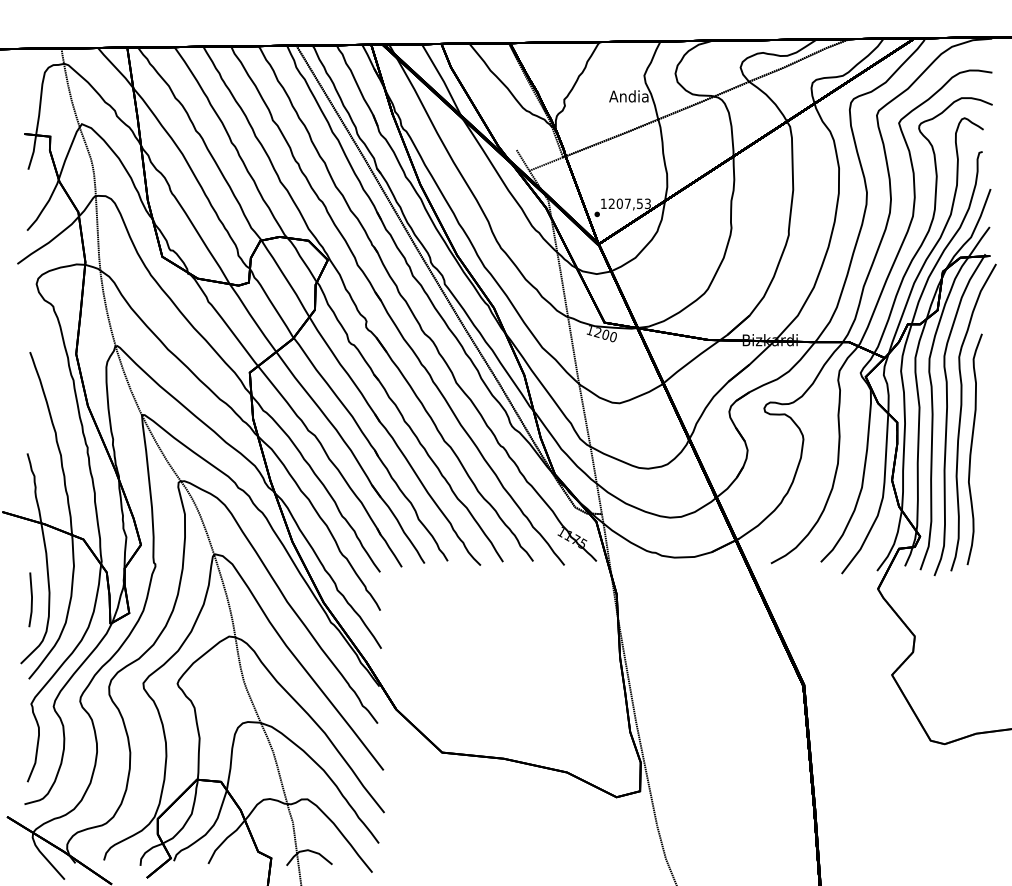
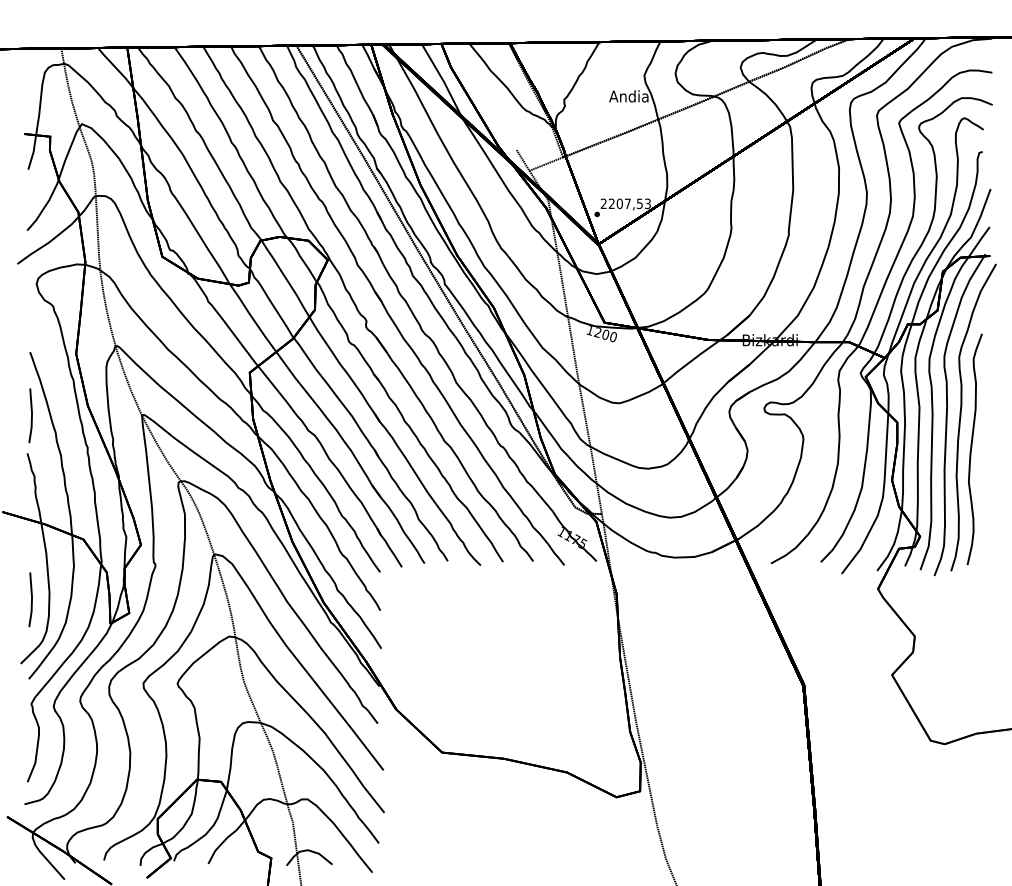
text: 1207,53 -> 2207,53 (603, 203)
line: none -> present (31, 415)
